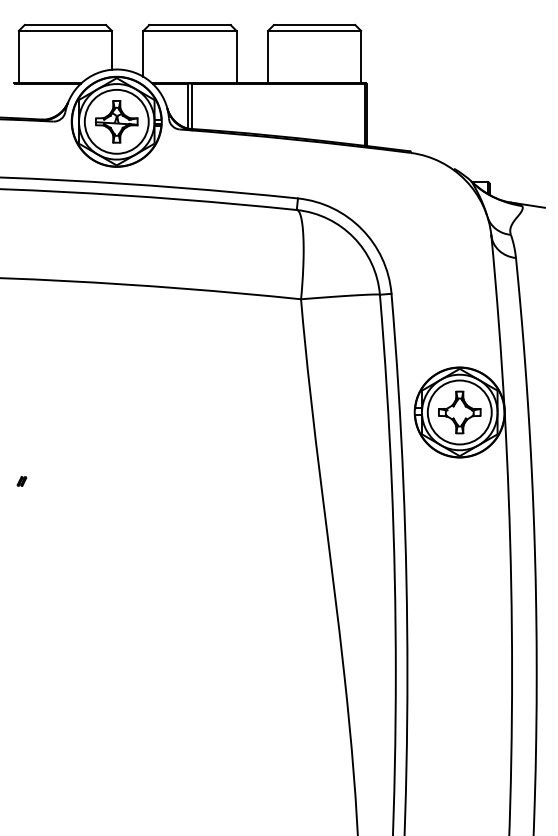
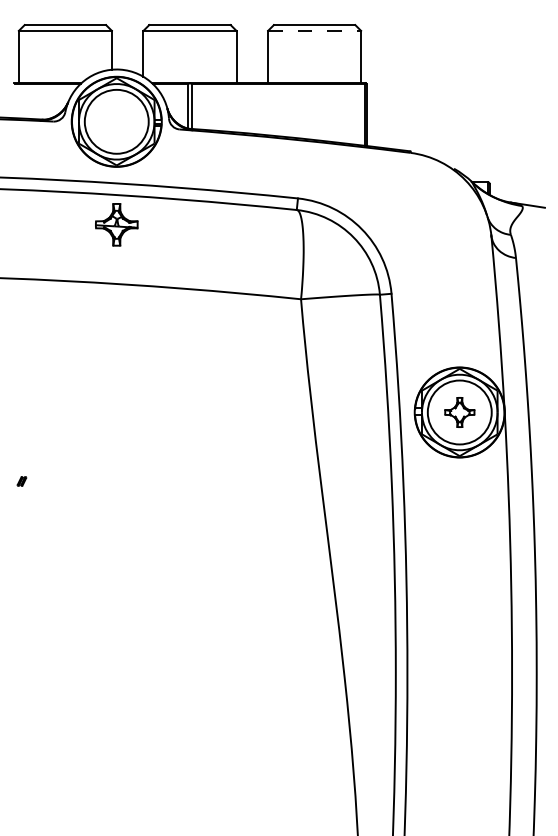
line: solid -> dashed (314, 30)
part position: (116, 121) -> (116, 224) (116, 224)
part size: 44x45 px -> 32x31 px (459, 412)
